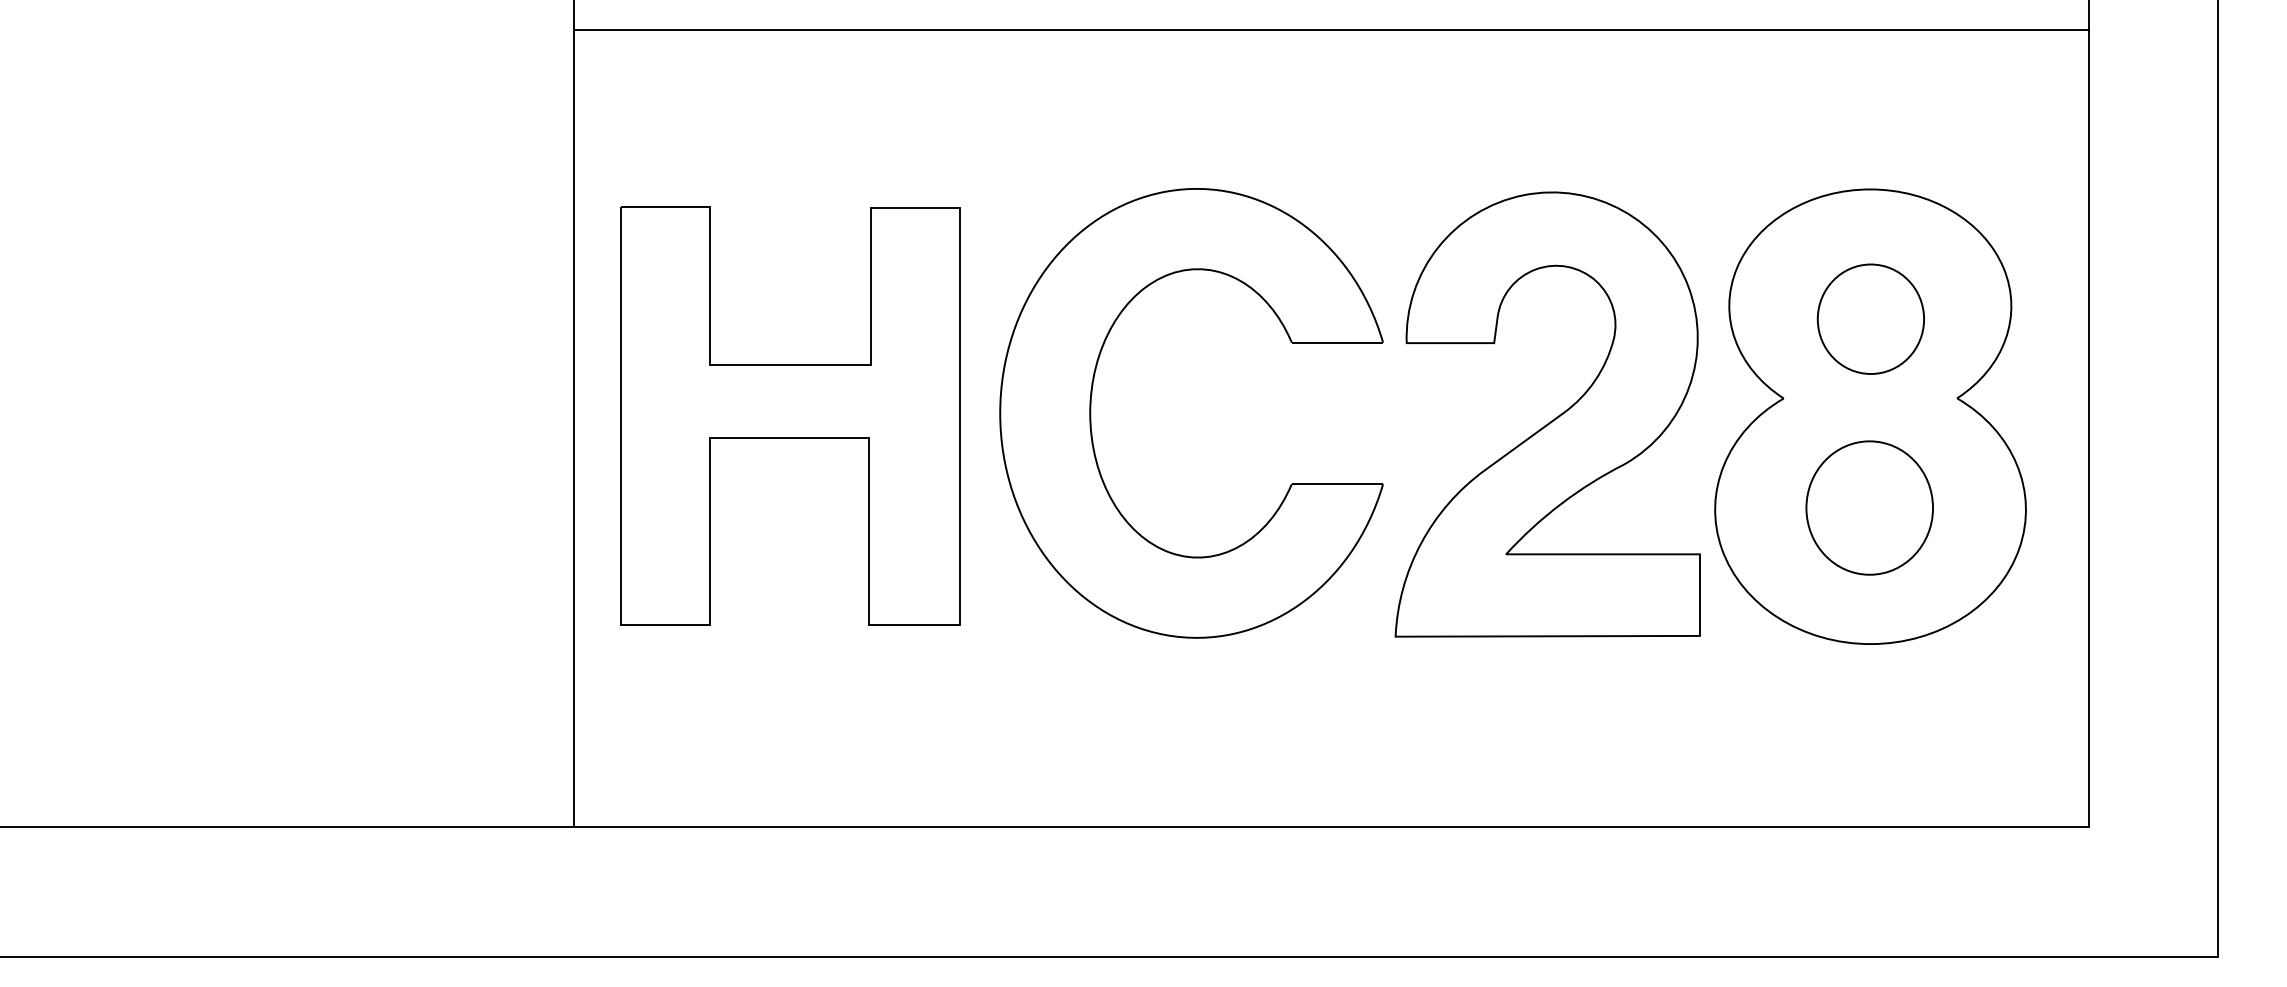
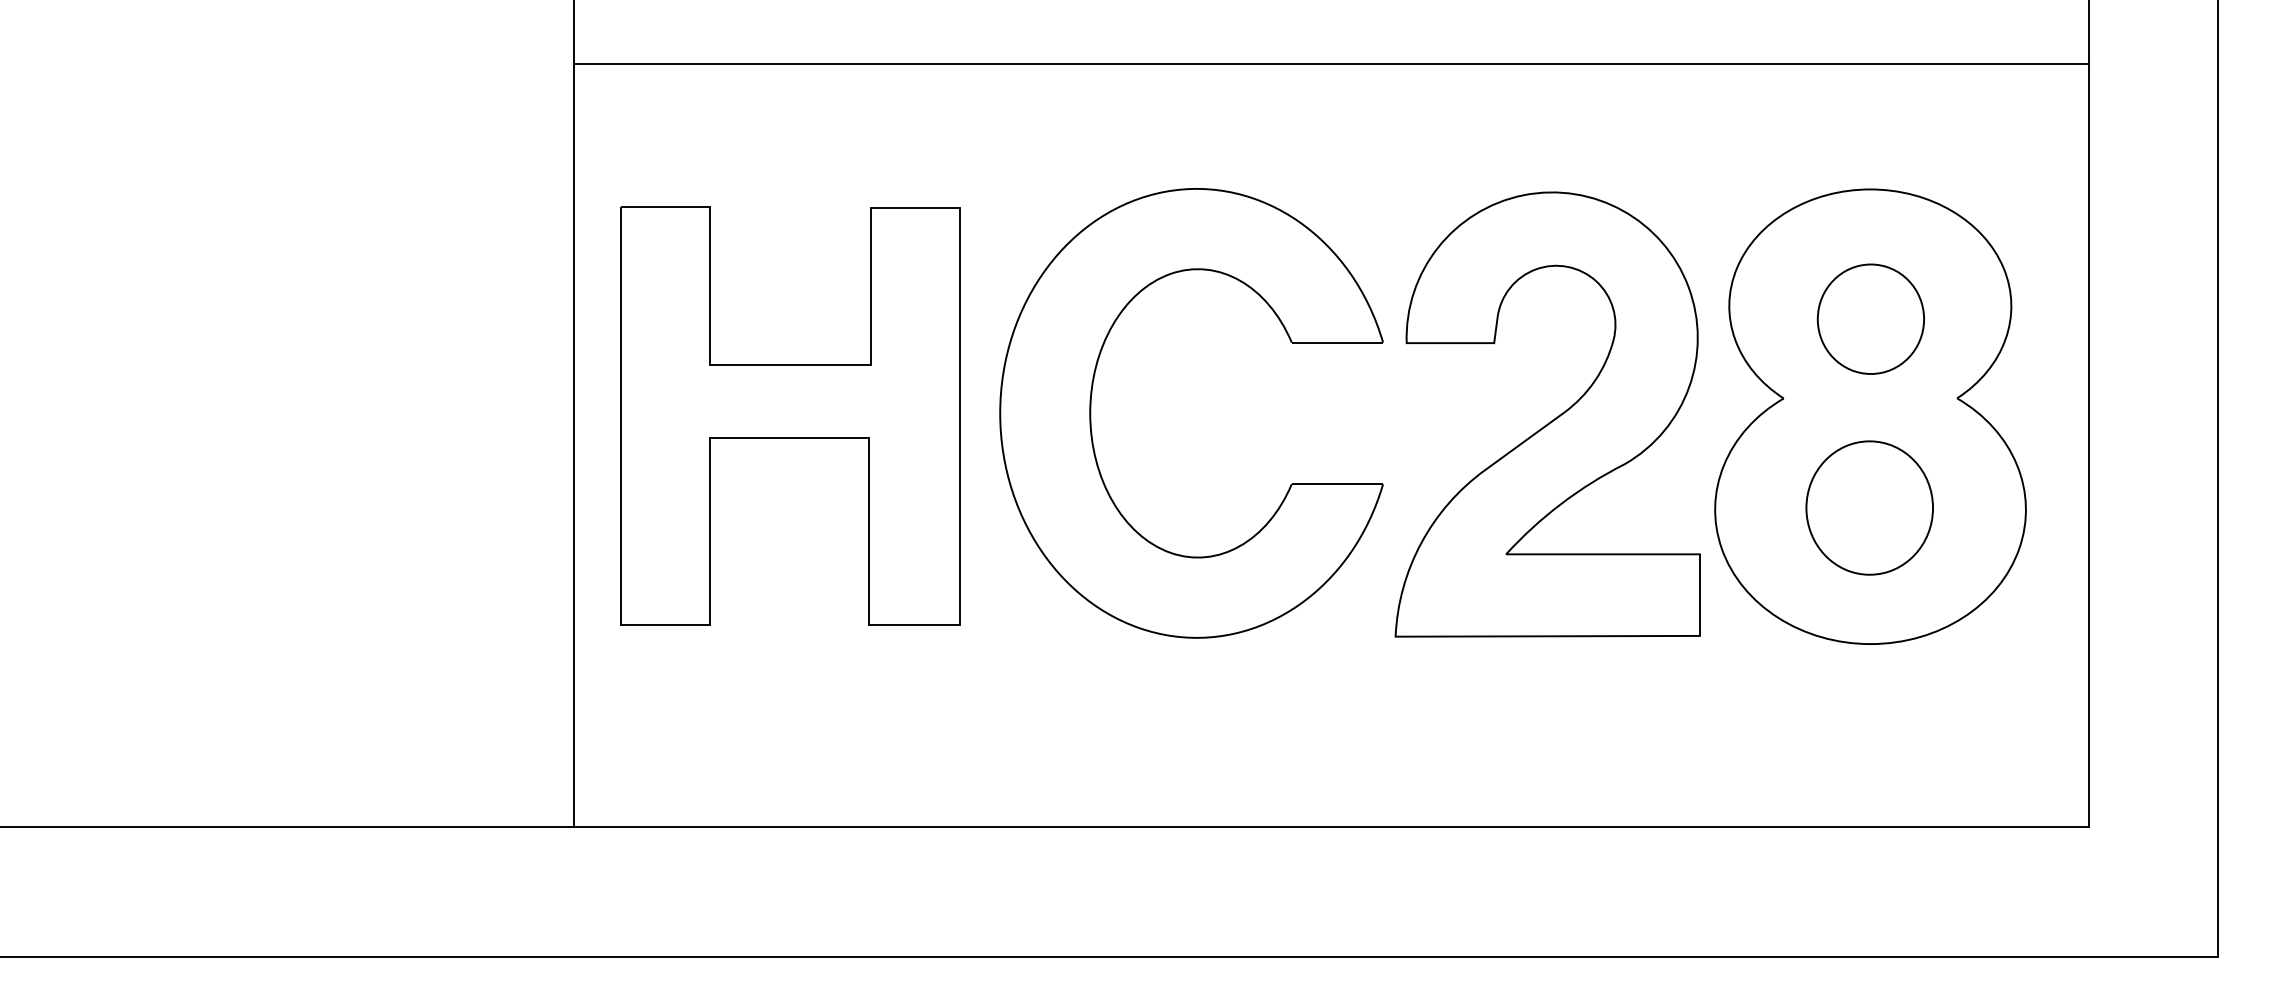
line position: (1331, 29) -> (1331, 63) (1331, 63)
